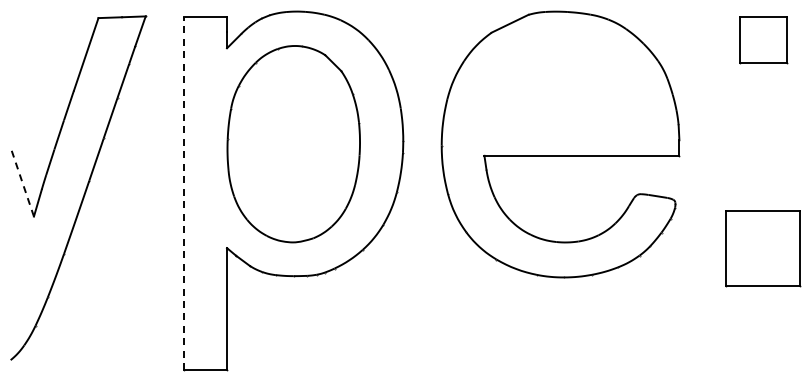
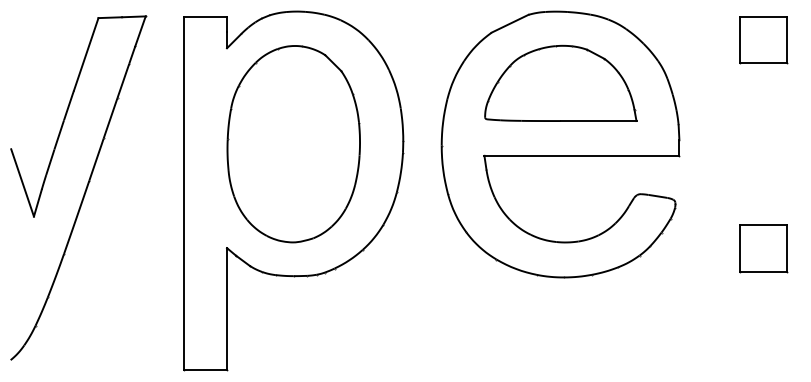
part: none -> present (560, 82)
line: dashed -> solid (22, 182)
line: dashed -> solid (183, 193)
part size: 77x78 px -> 50x50 px (763, 248)
